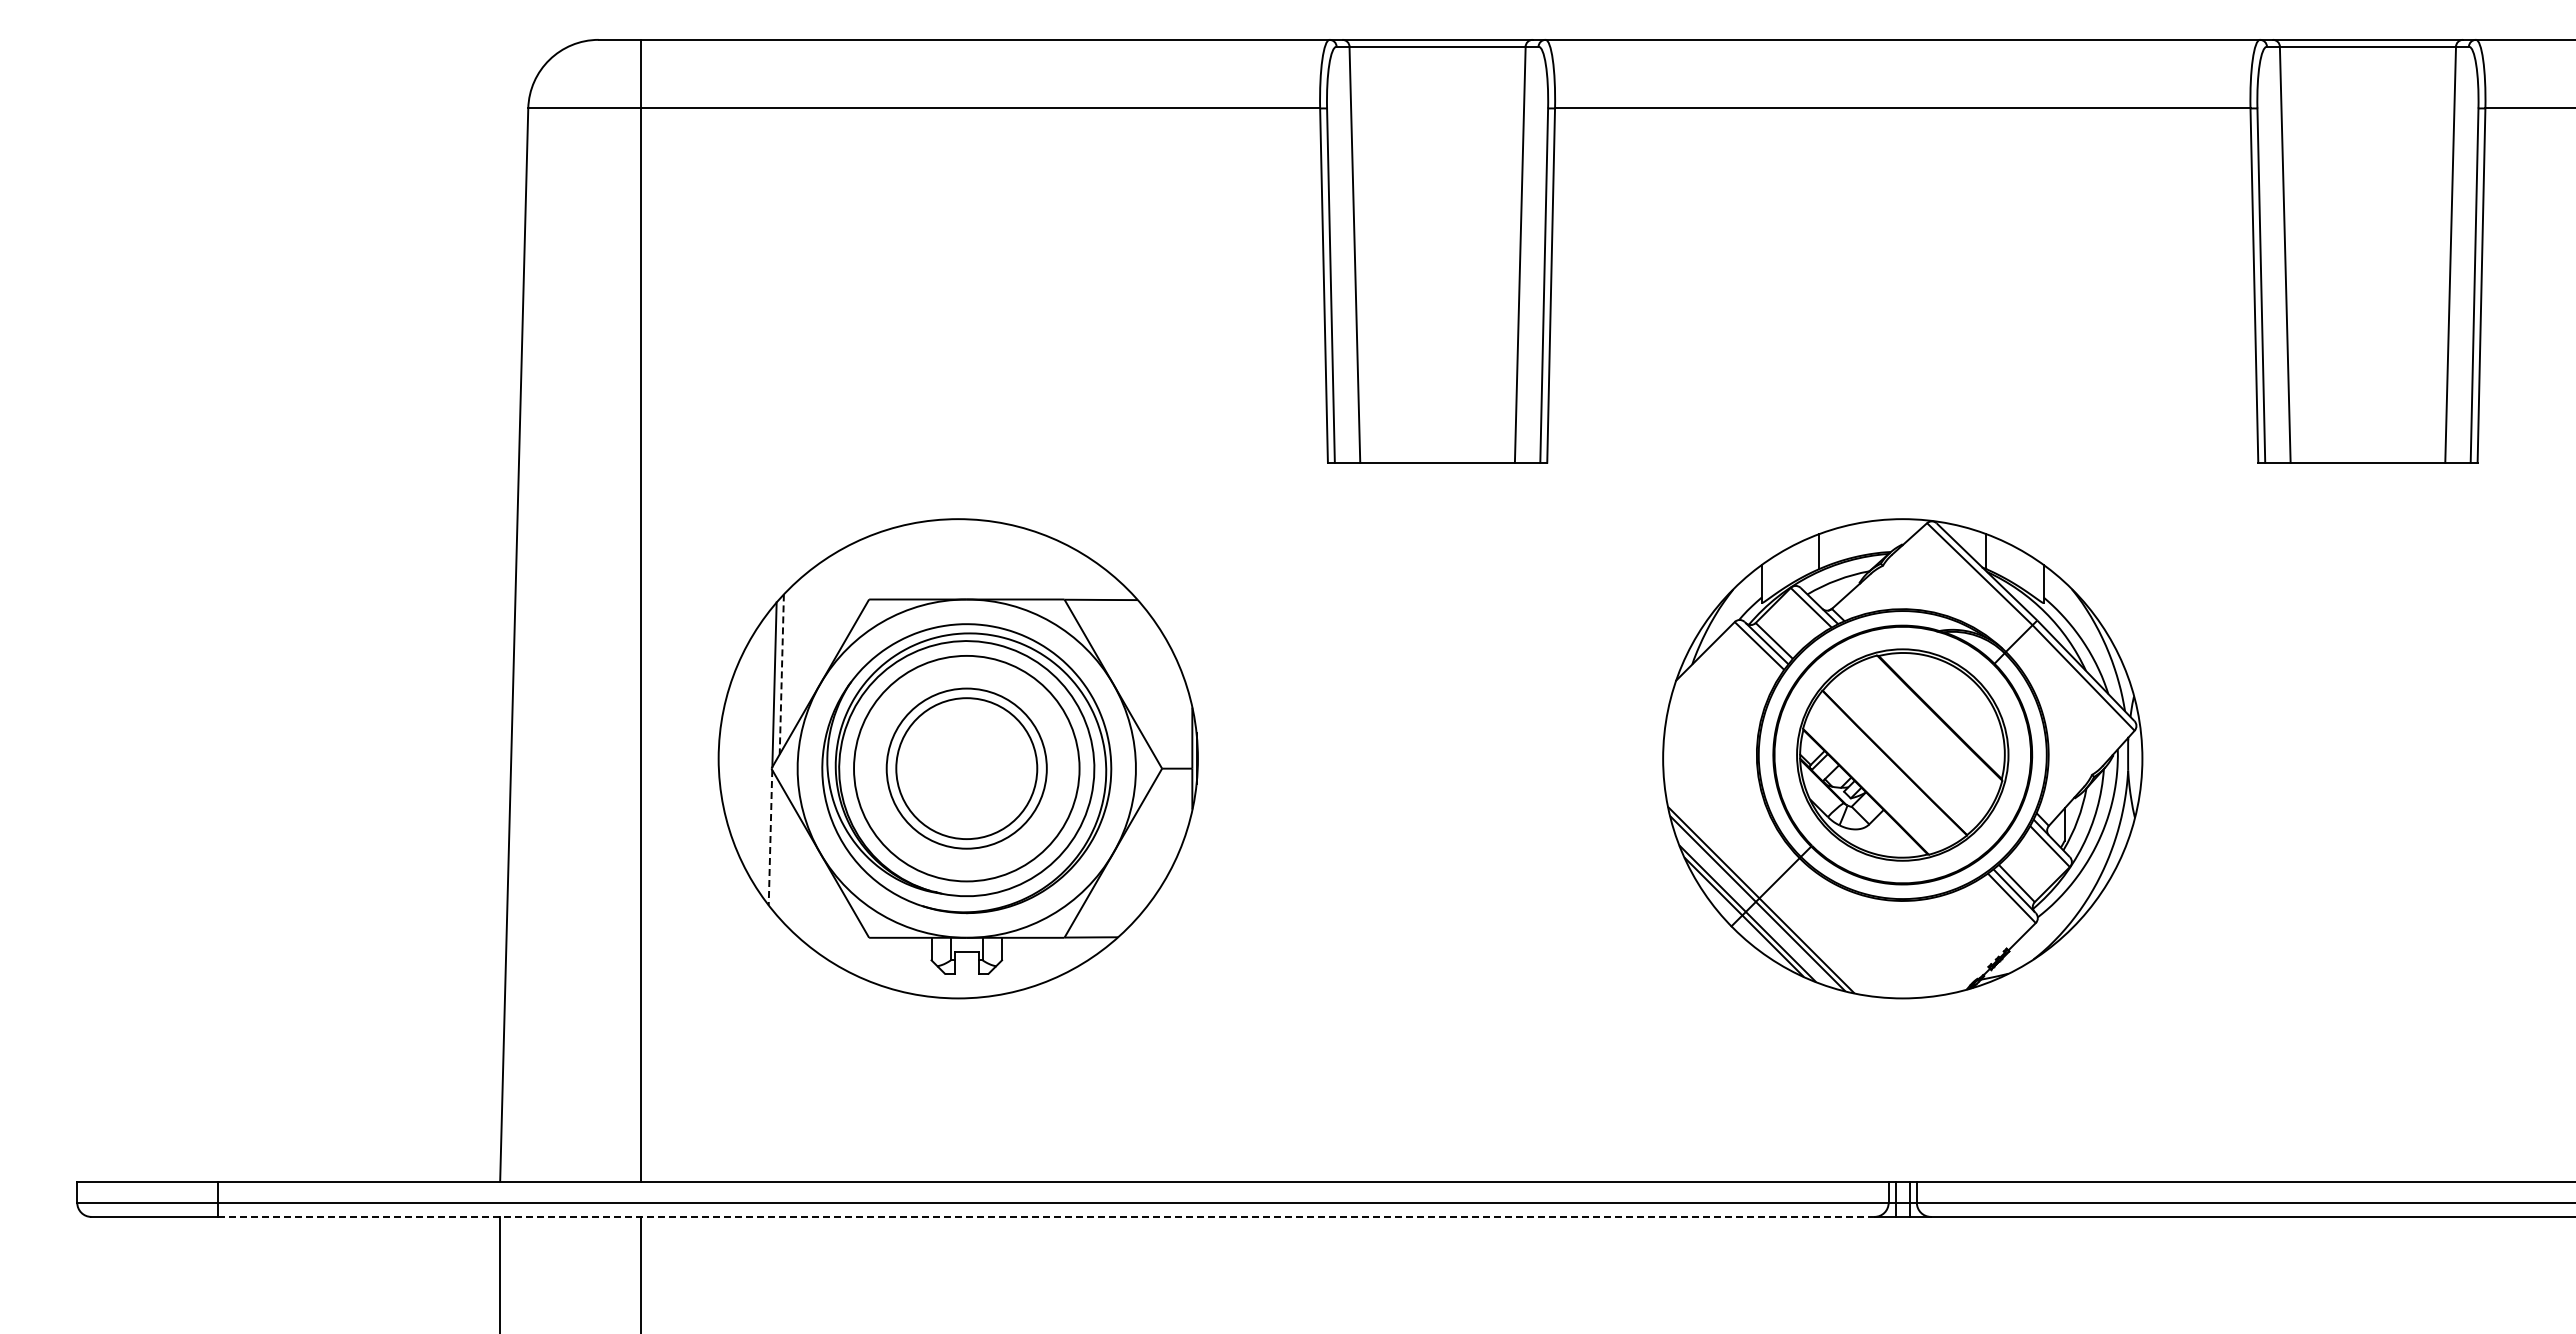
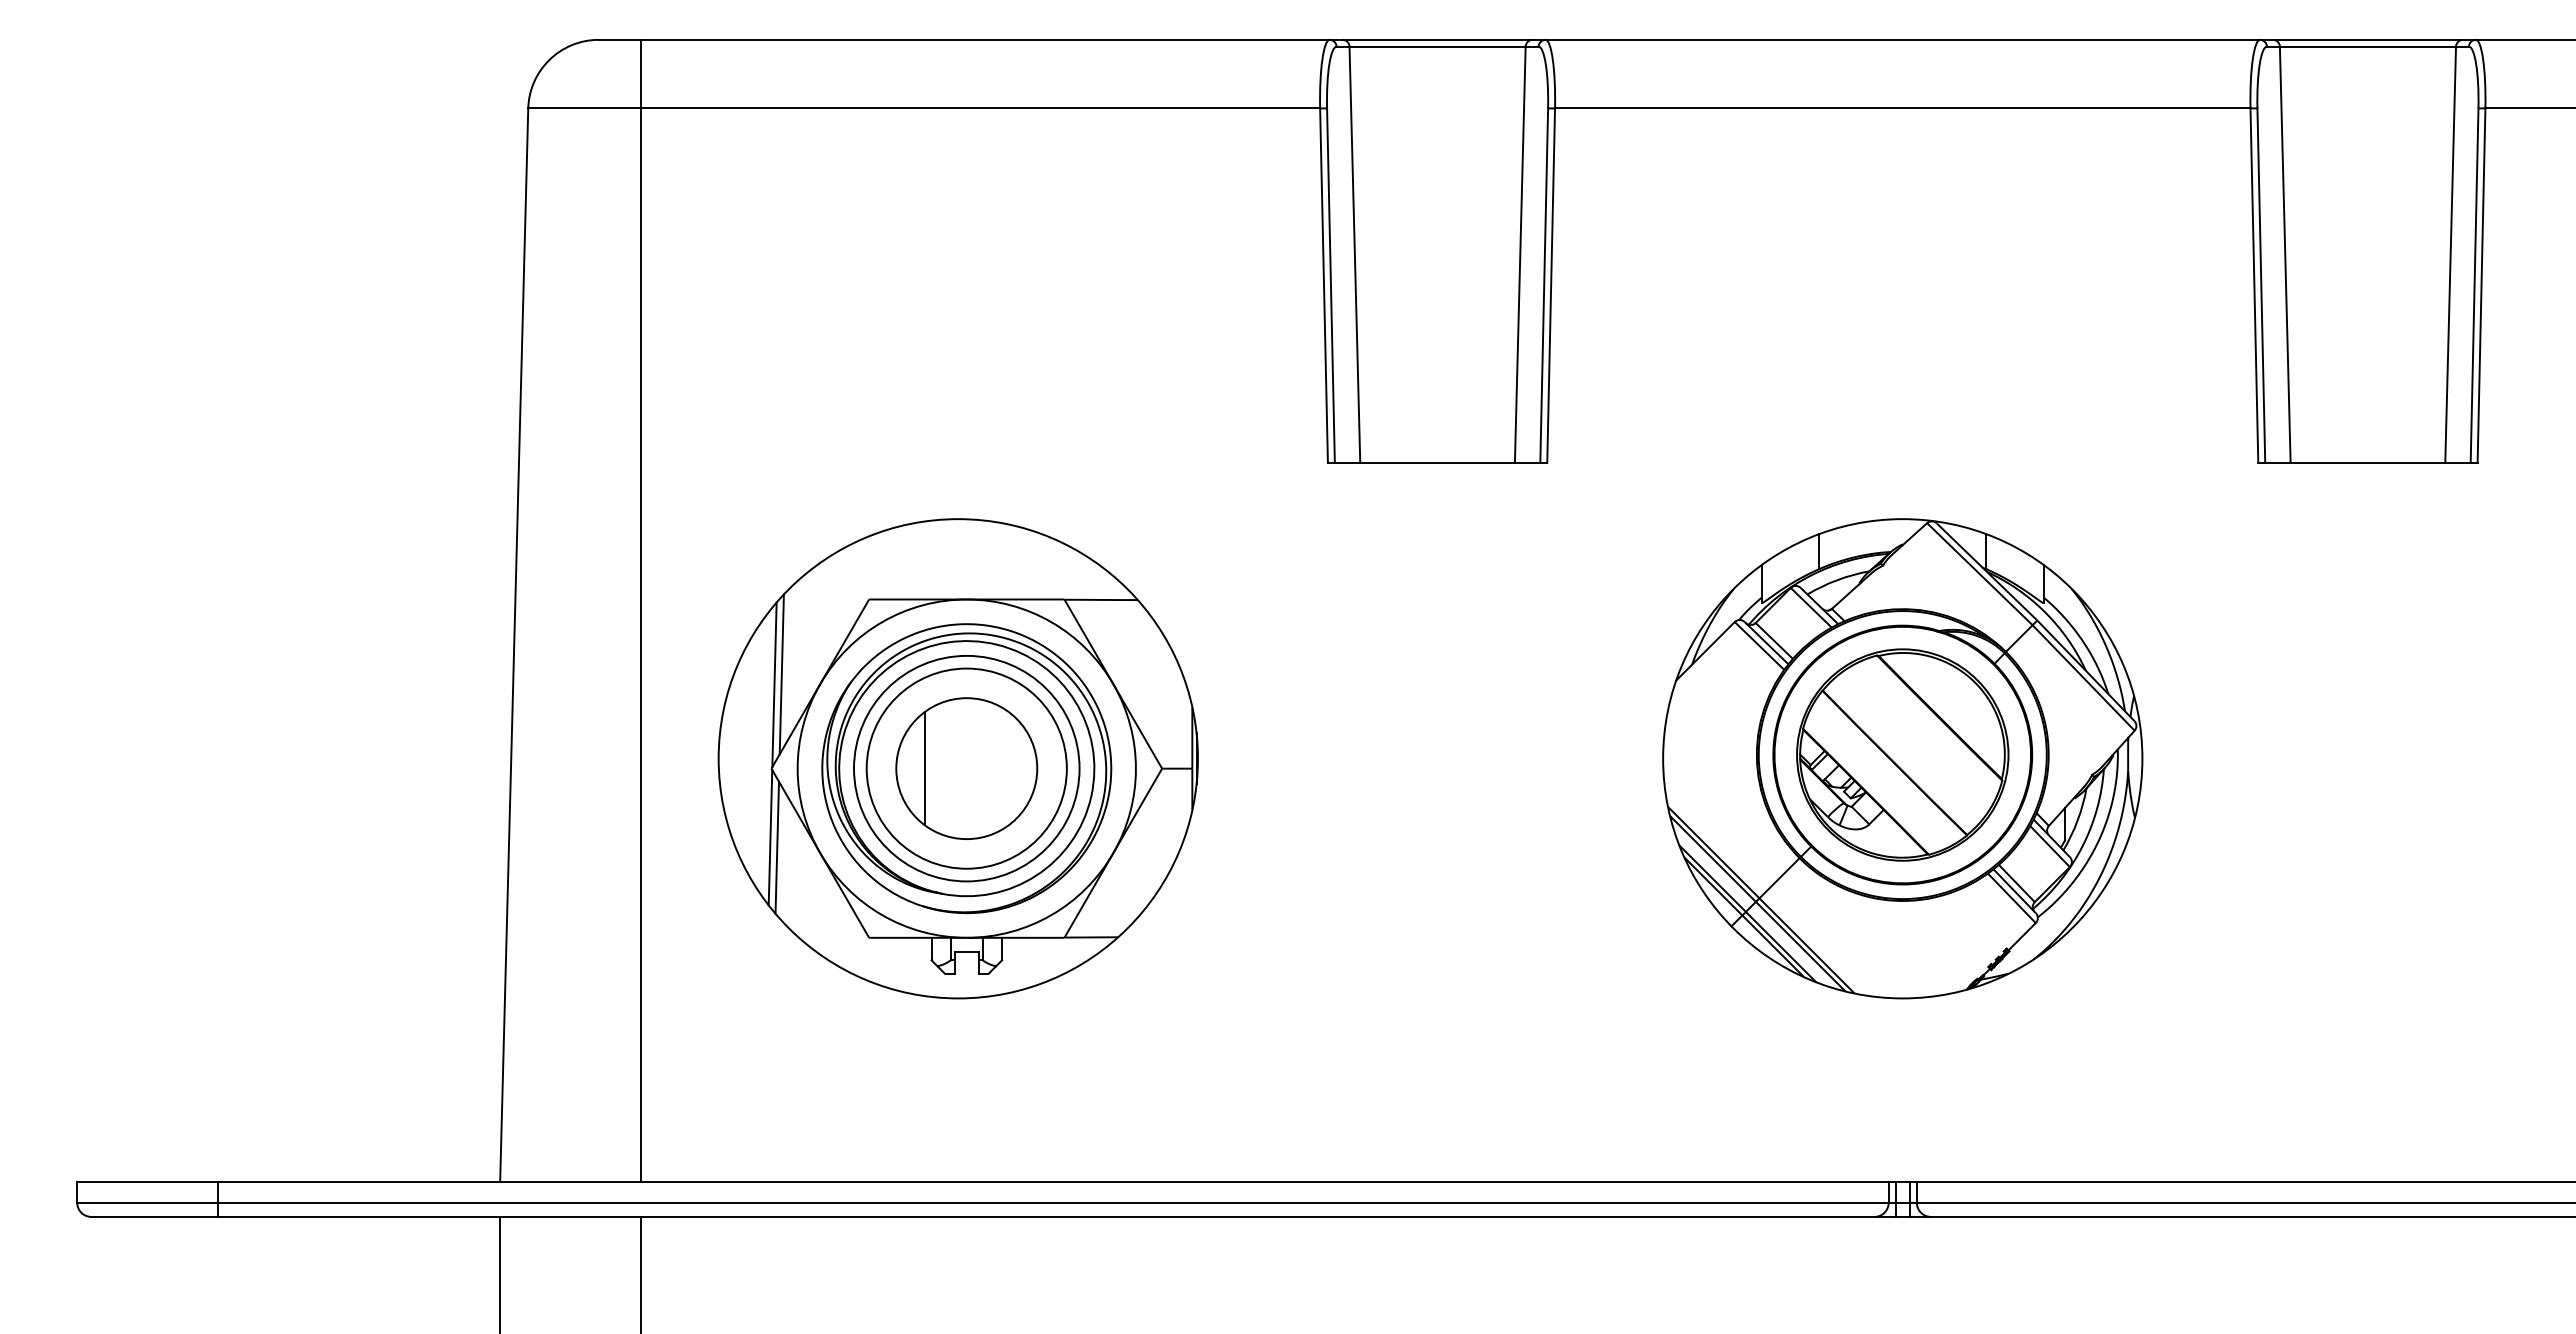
line: dashed -> solid (781, 674)
line: none -> present (924, 768)
circle diameter: 160 px -> 200 px (966, 768)
line: dashed -> solid (770, 837)
line: none -> present (777, 847)
line: dashed -> solid (1045, 1216)
